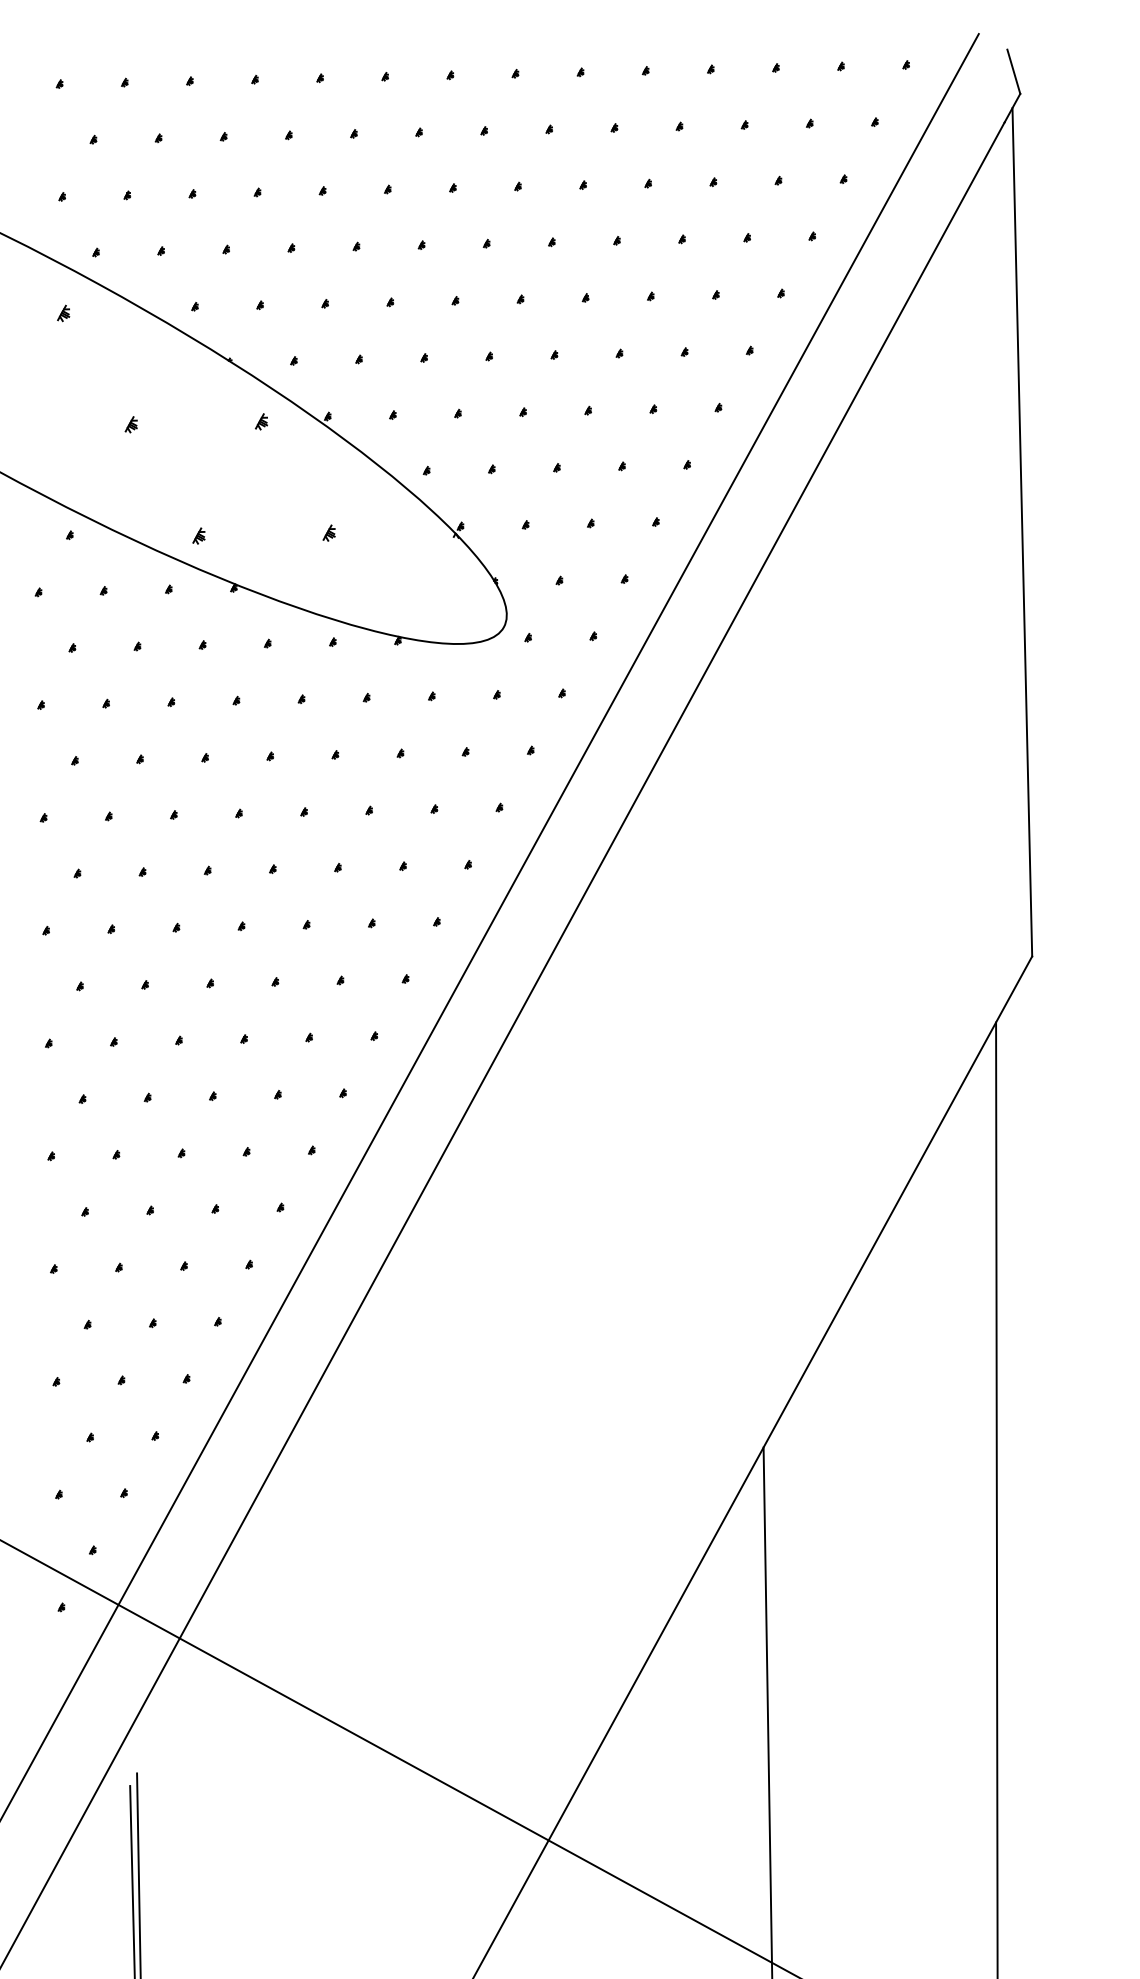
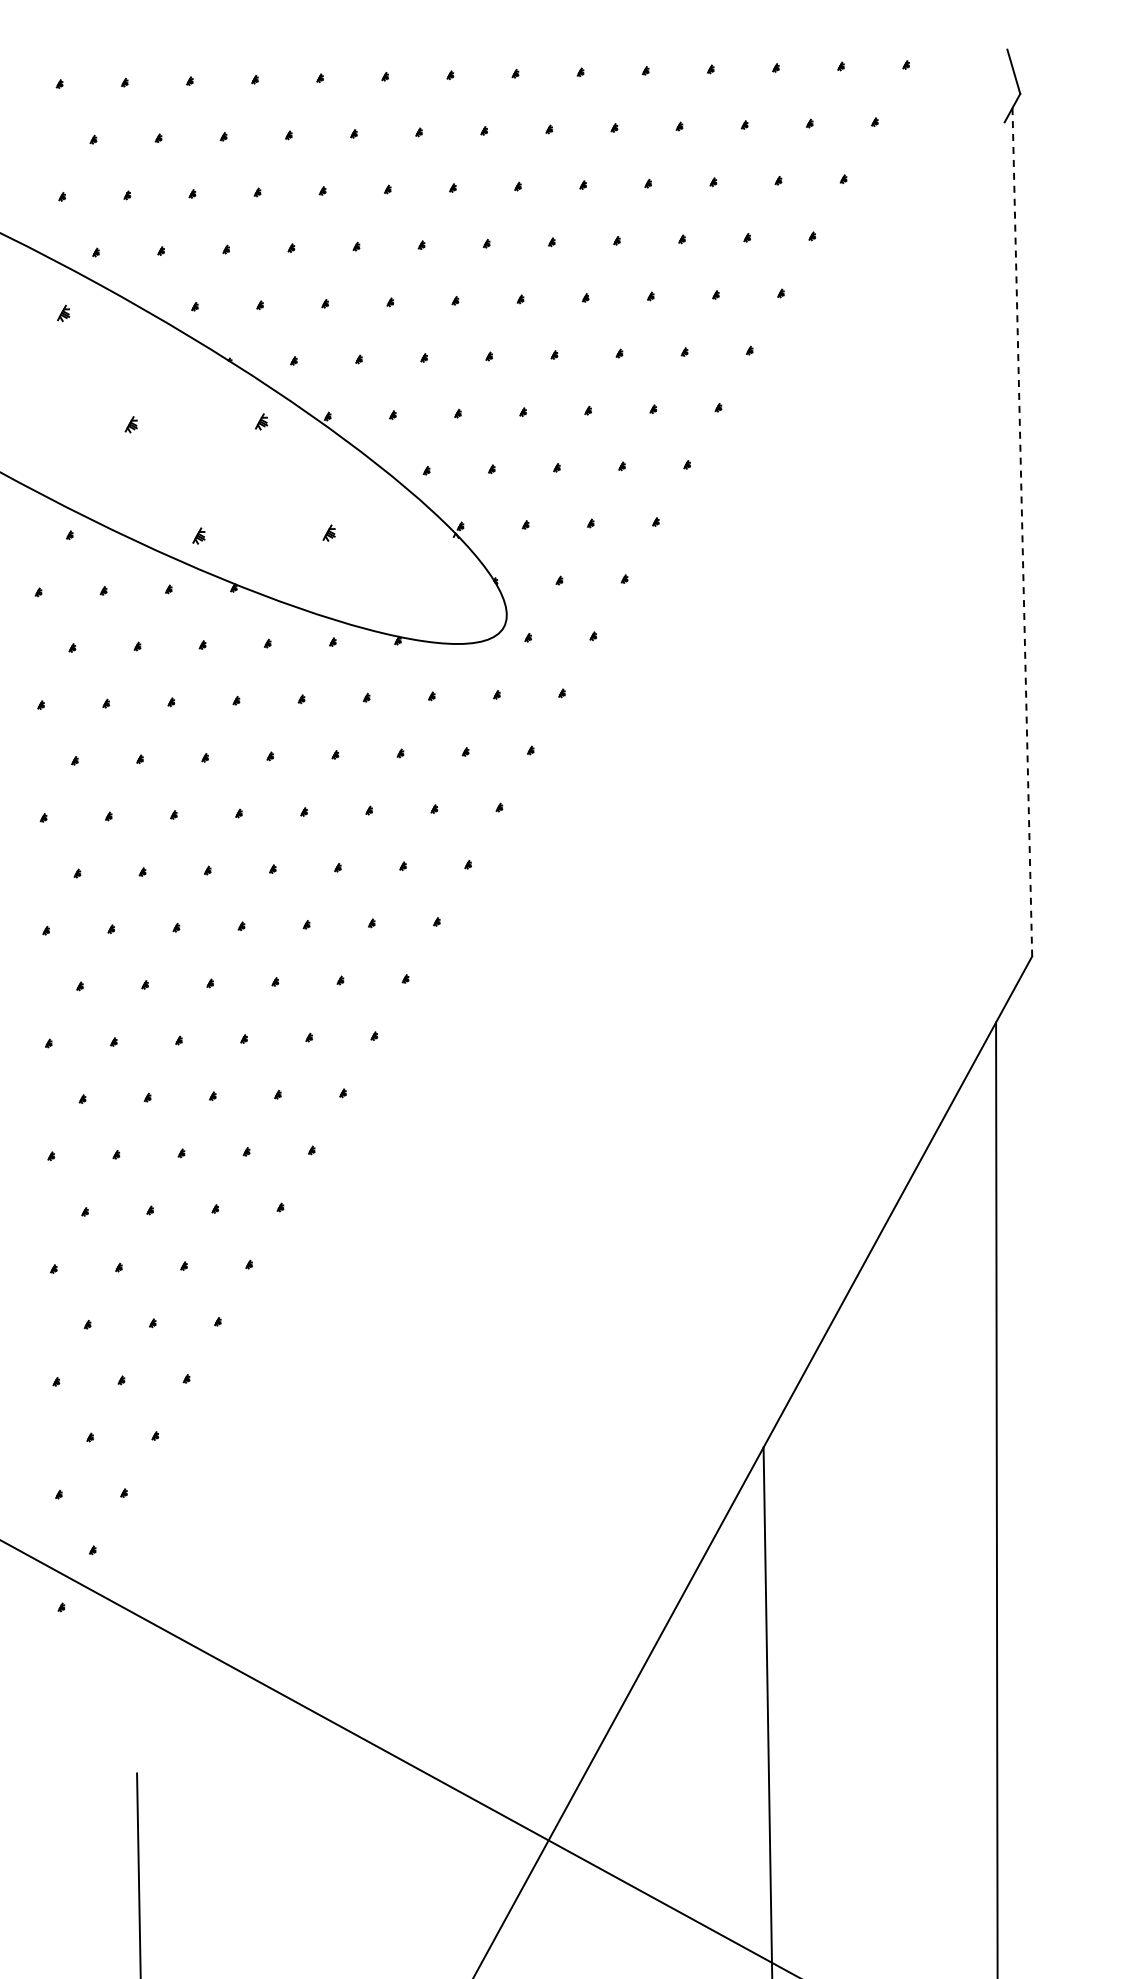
line: solid -> dashed (1022, 532)
line: present -> none (490, 925)
line: present -> none (503, 1043)
line: present -> none (132, 1880)
